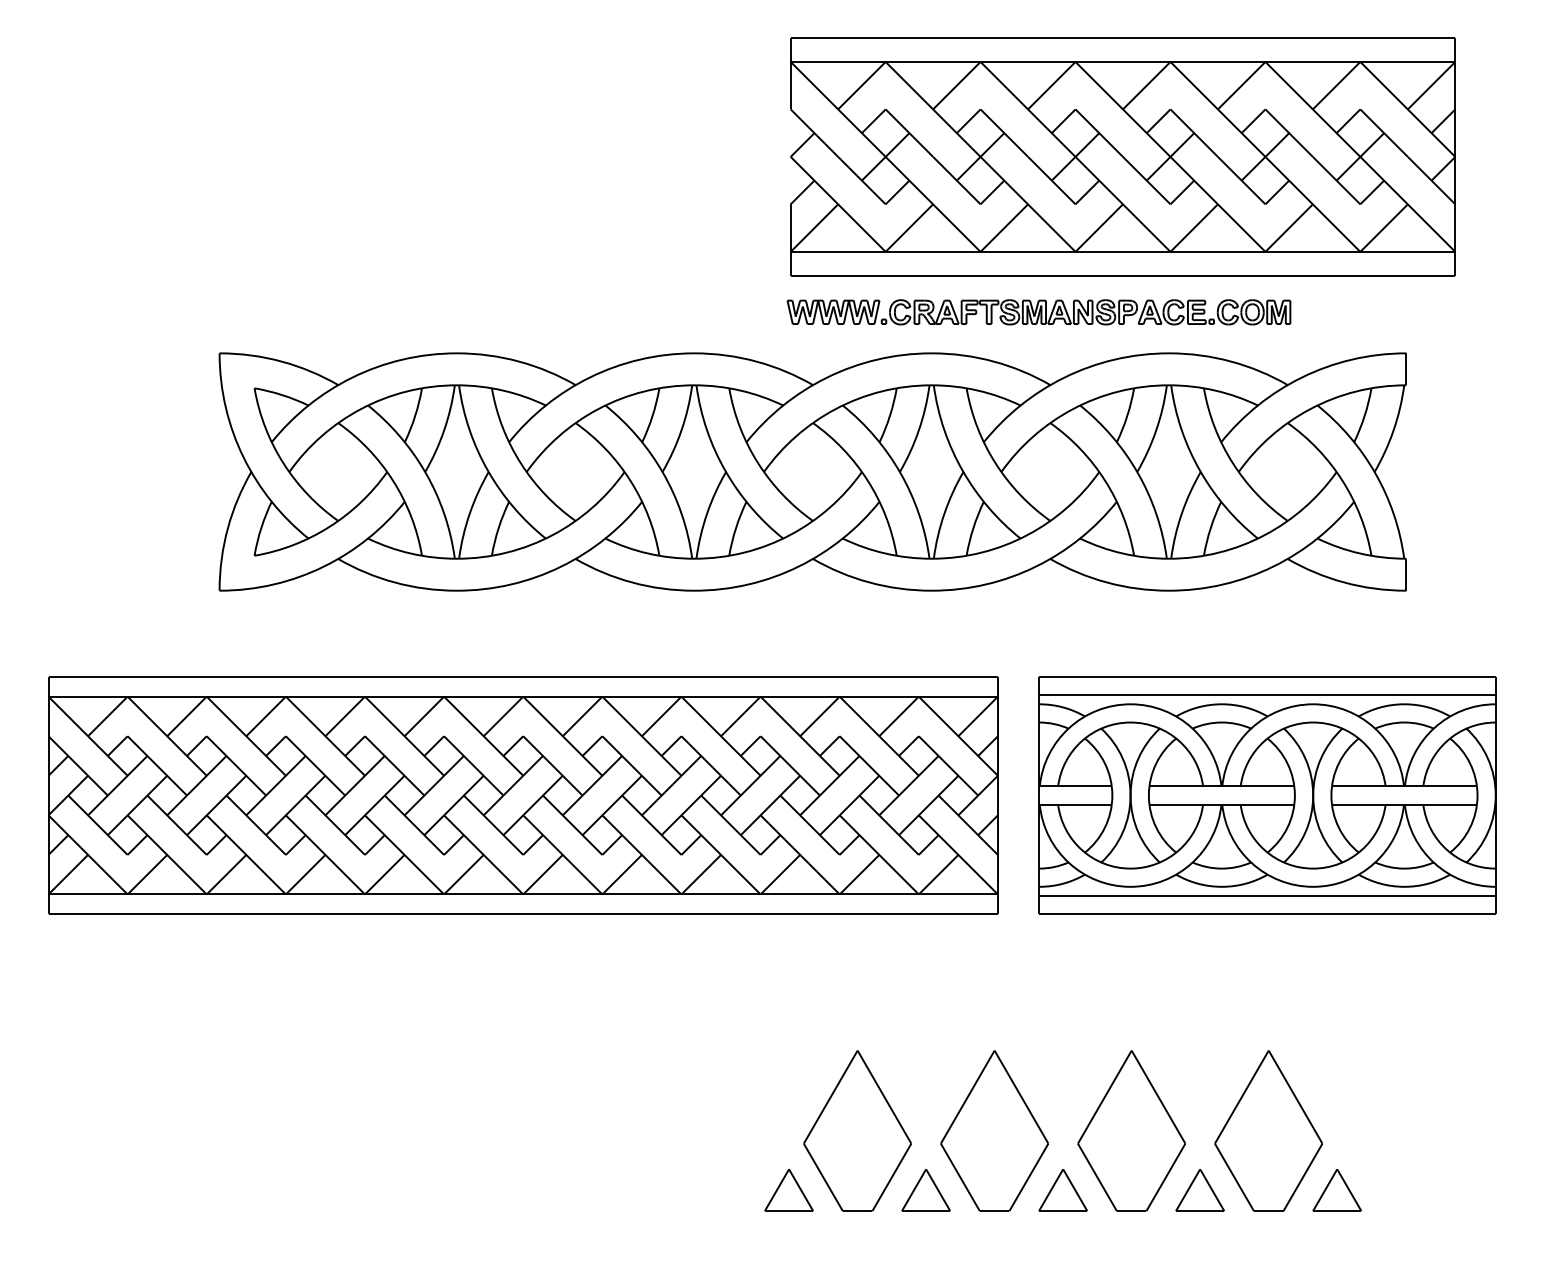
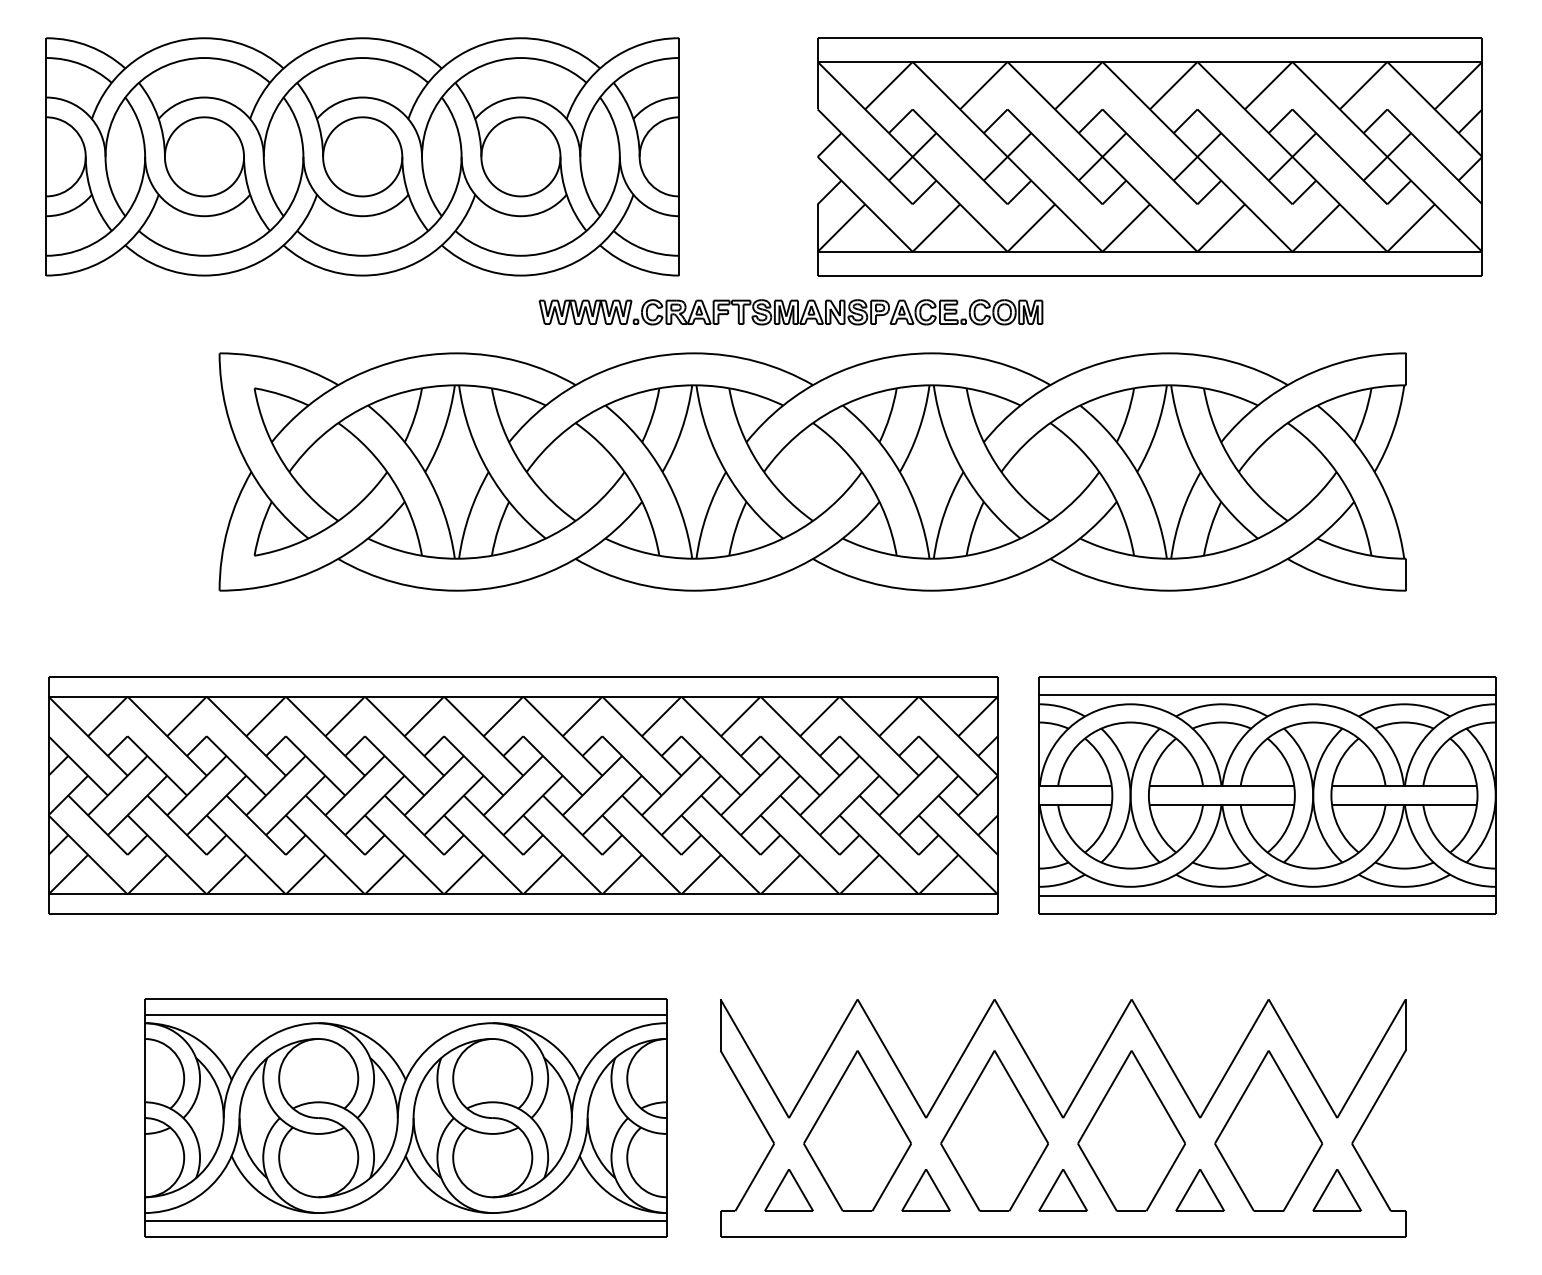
part: none -> present (362, 156)
part position: (1122, 156) -> (1149, 156) (1149, 156)
part position: (1038, 312) -> (790, 312) (790, 312)
part: none -> present (405, 1117)
part: none -> present (1063, 1118)
